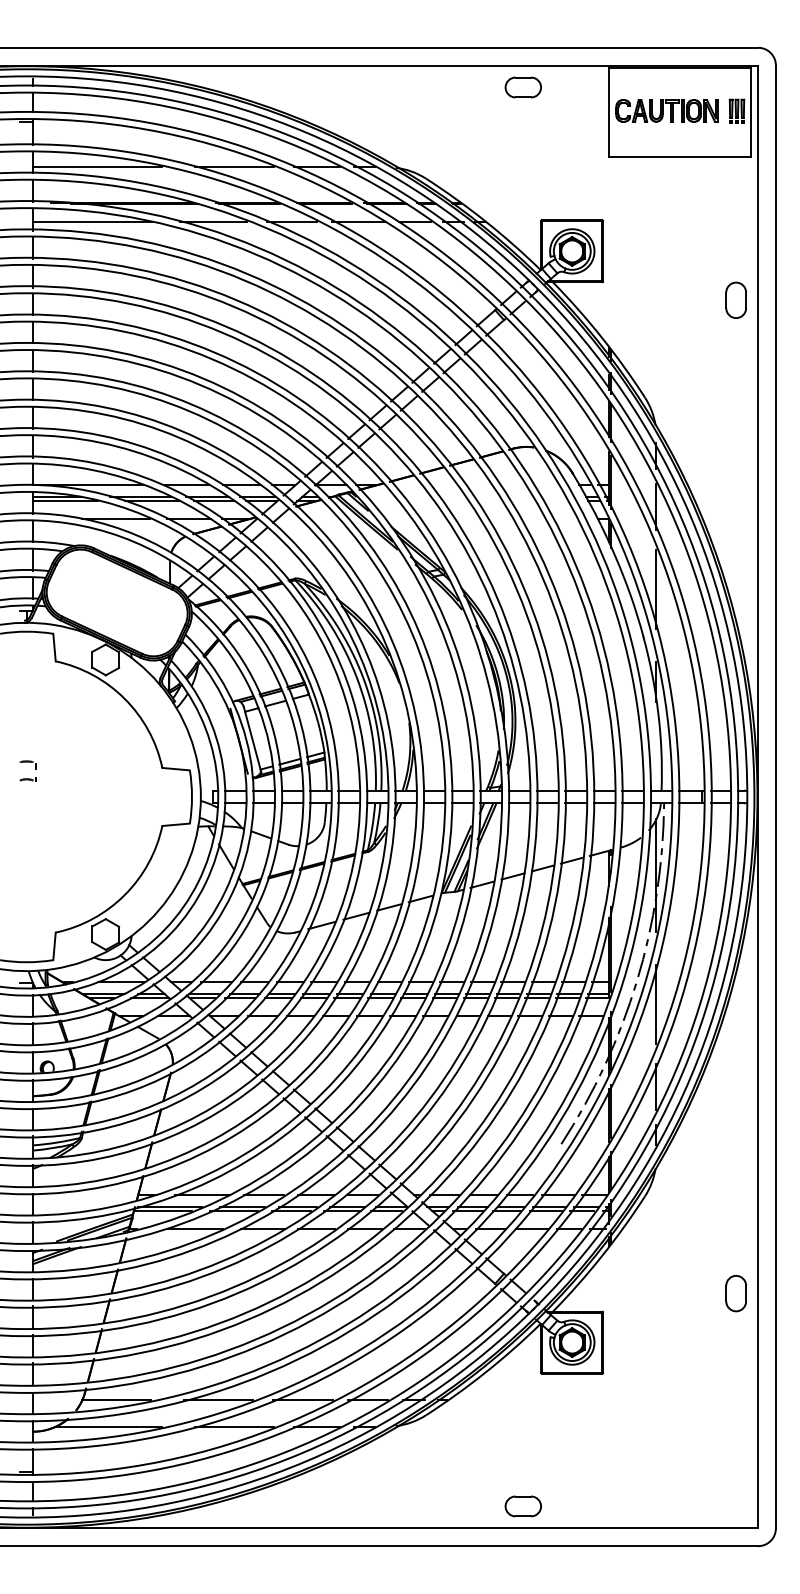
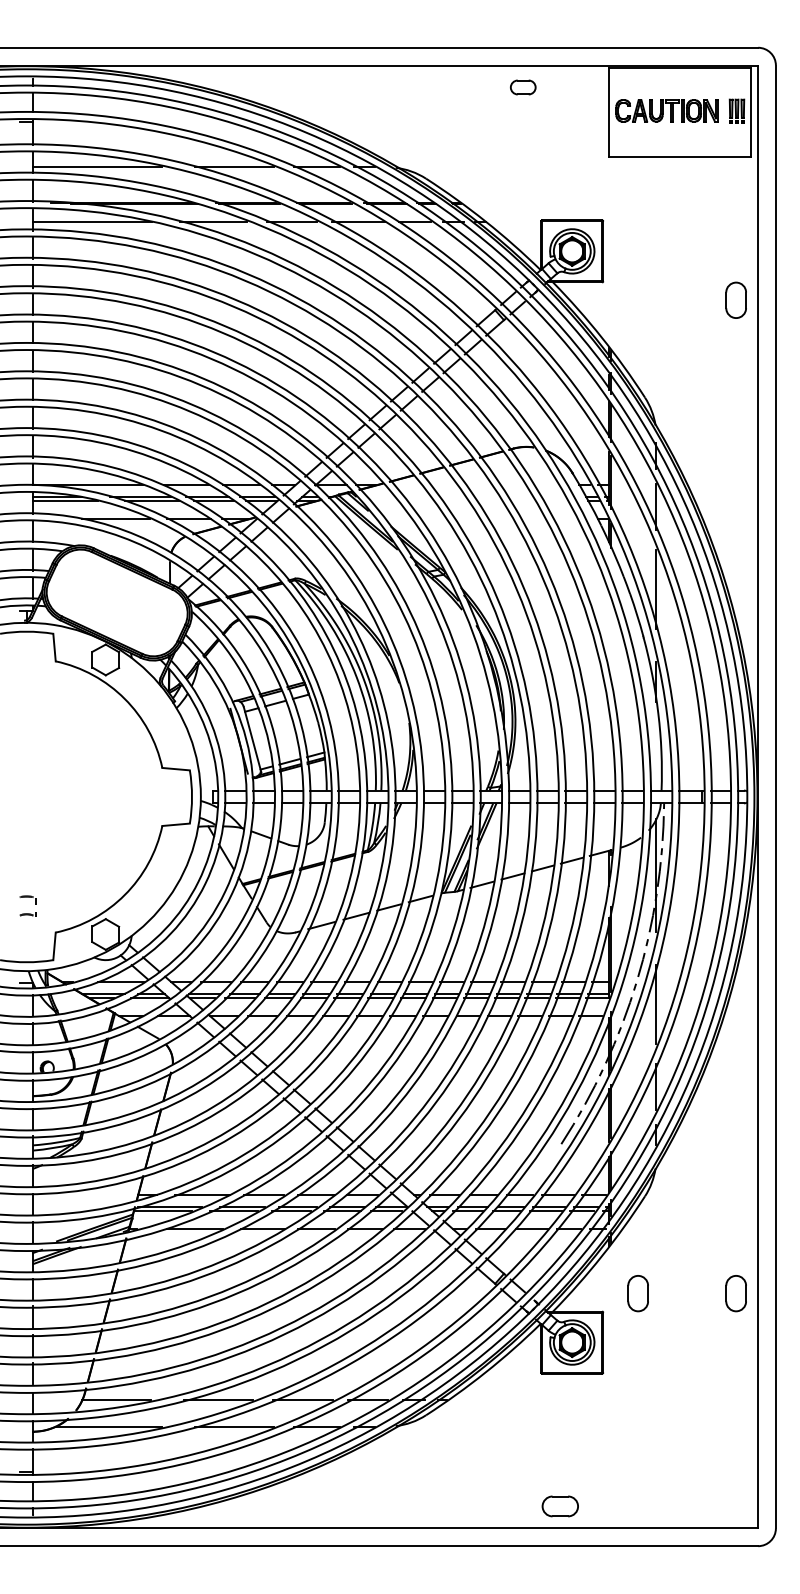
part size: 38x23 px -> 27x17 px (523, 87)
part position: (27, 762) -> (27, 897) (27, 897)
part: none -> present (637, 1293)
part position: (522, 1506) -> (559, 1506) (559, 1506)
